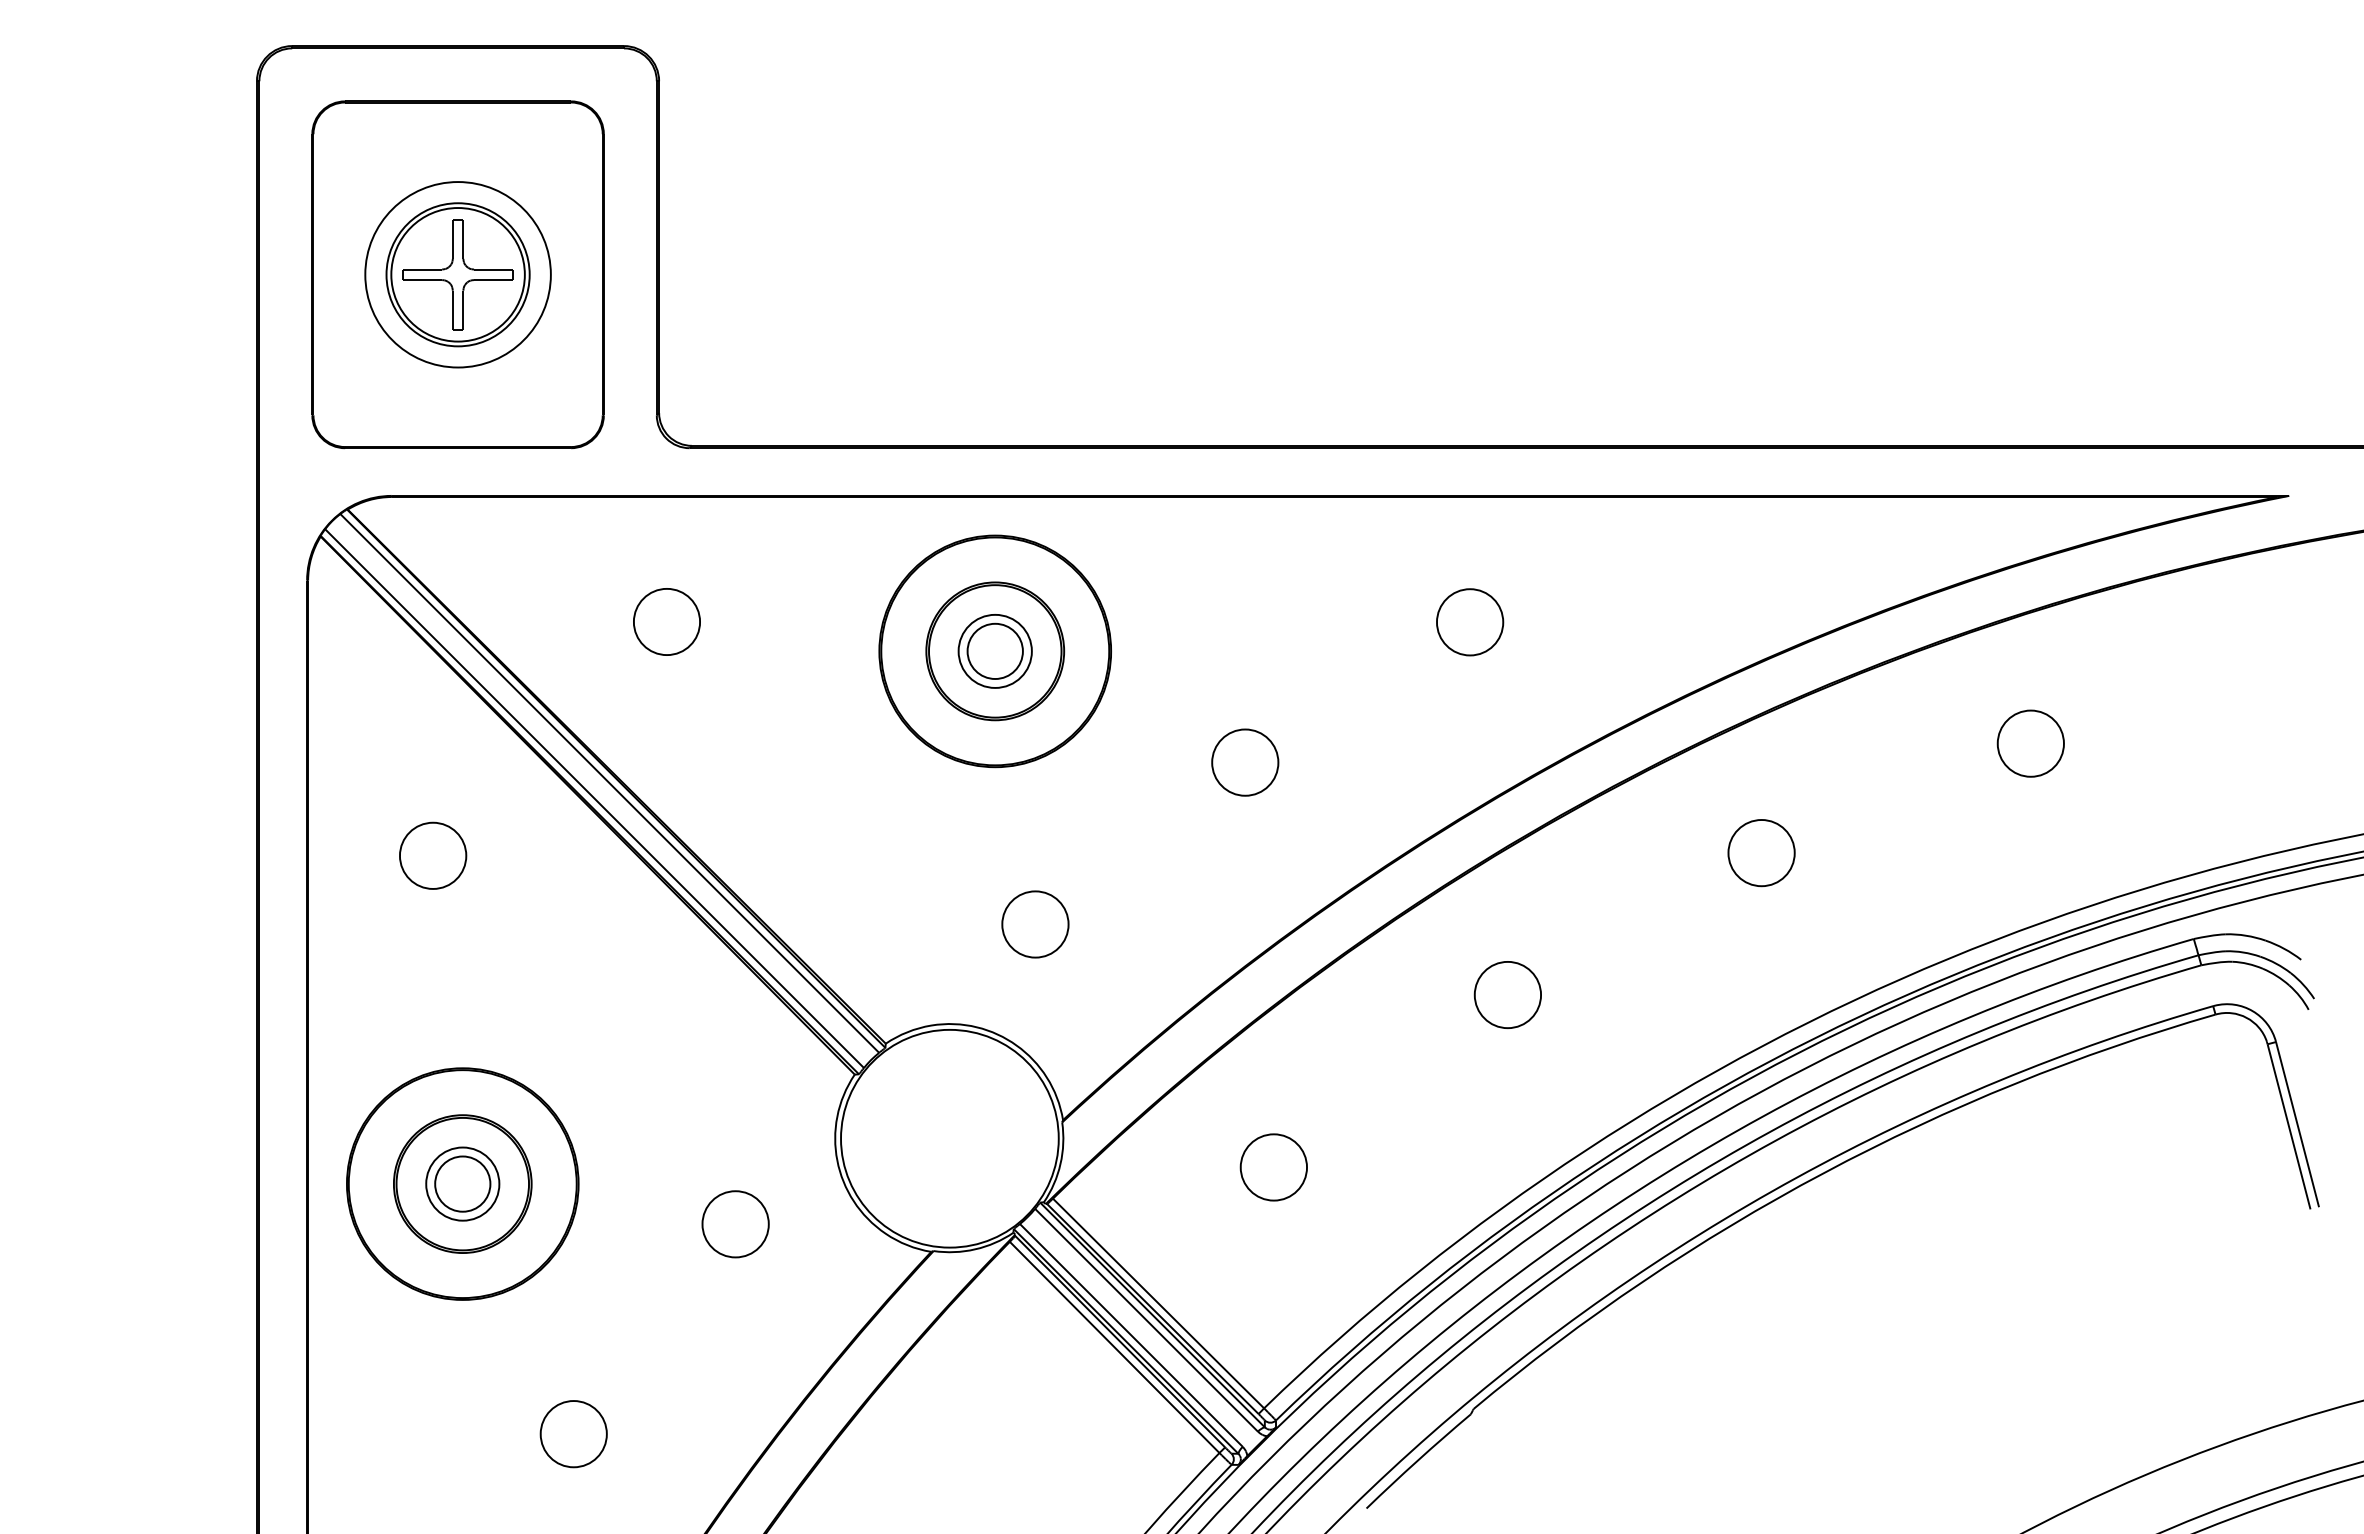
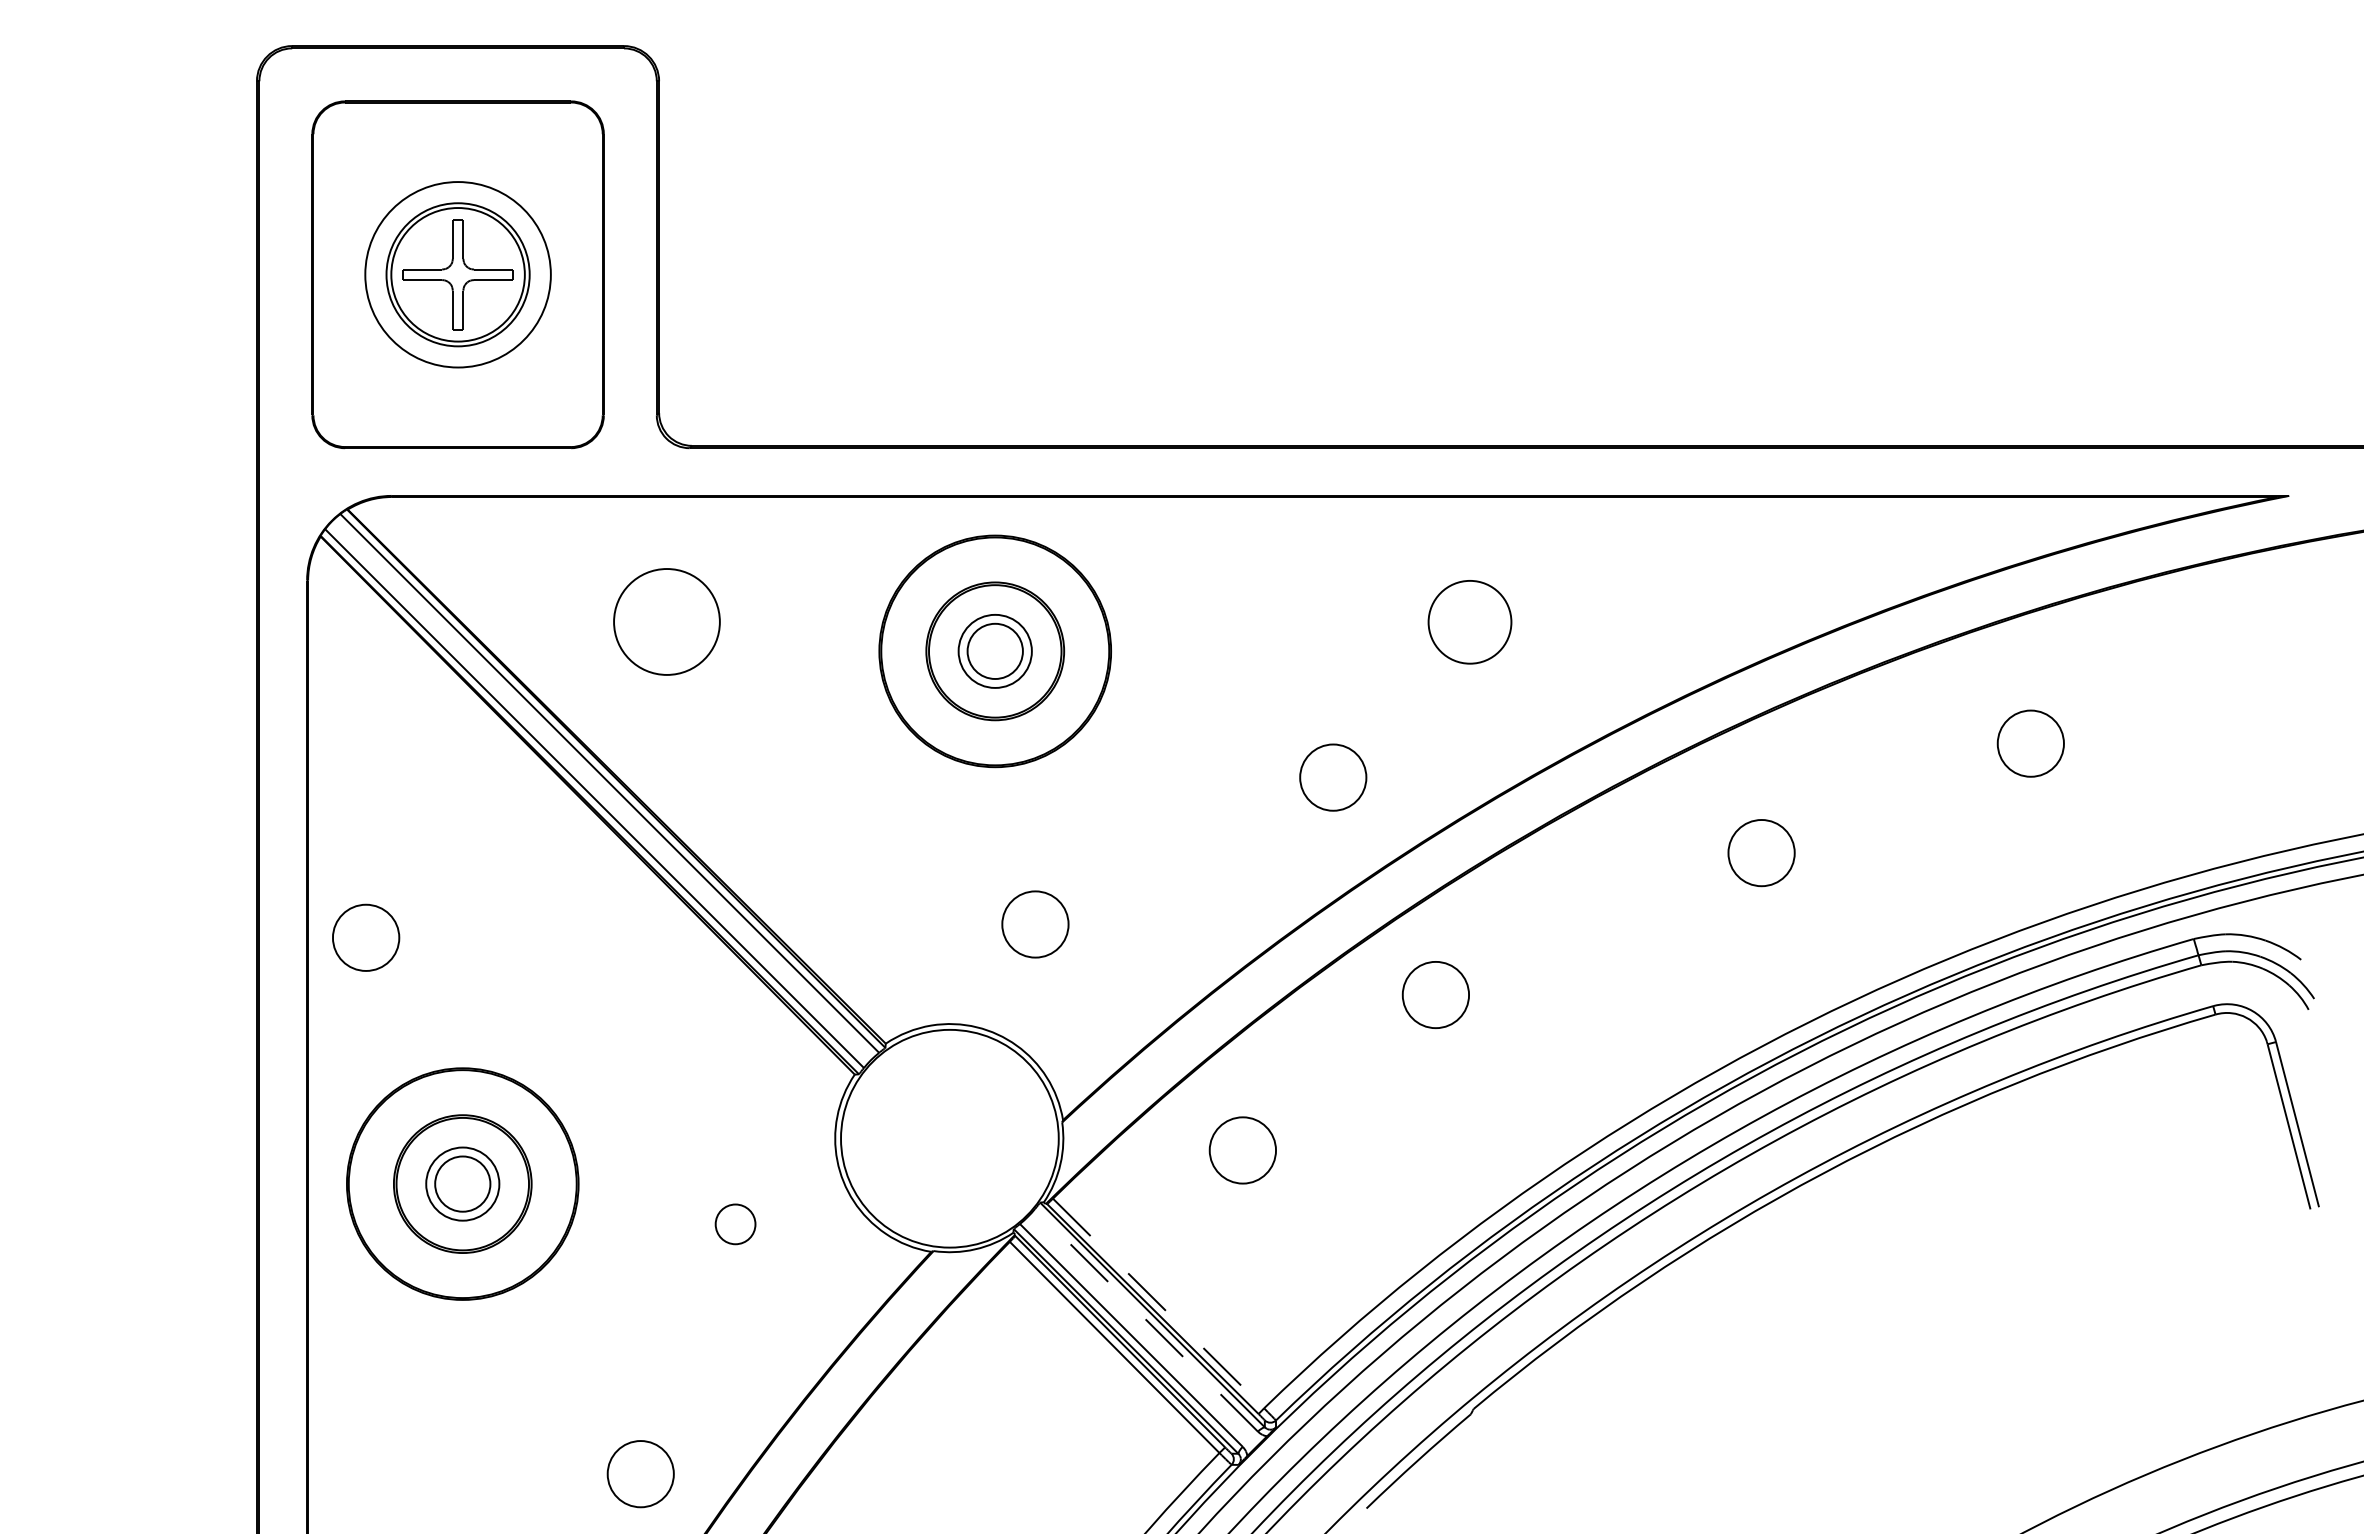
part size: 68x68 px -> 108x108 px (666, 621)
part size: 69x69 px -> 86x85 px (1469, 622)
part position: (1245, 762) -> (1333, 777) (1333, 777)
part position: (433, 855) -> (366, 937) (366, 937)
part position: (1507, 994) -> (1435, 994) (1435, 994)
part position: (1273, 1167) -> (1242, 1150) (1242, 1150)
part size: 69x69 px -> 43x43 px (735, 1224)
line: solid -> dashed (1158, 1303)
line: solid -> dashed (1146, 1320)
part position: (573, 1434) -> (640, 1474) (640, 1474)
